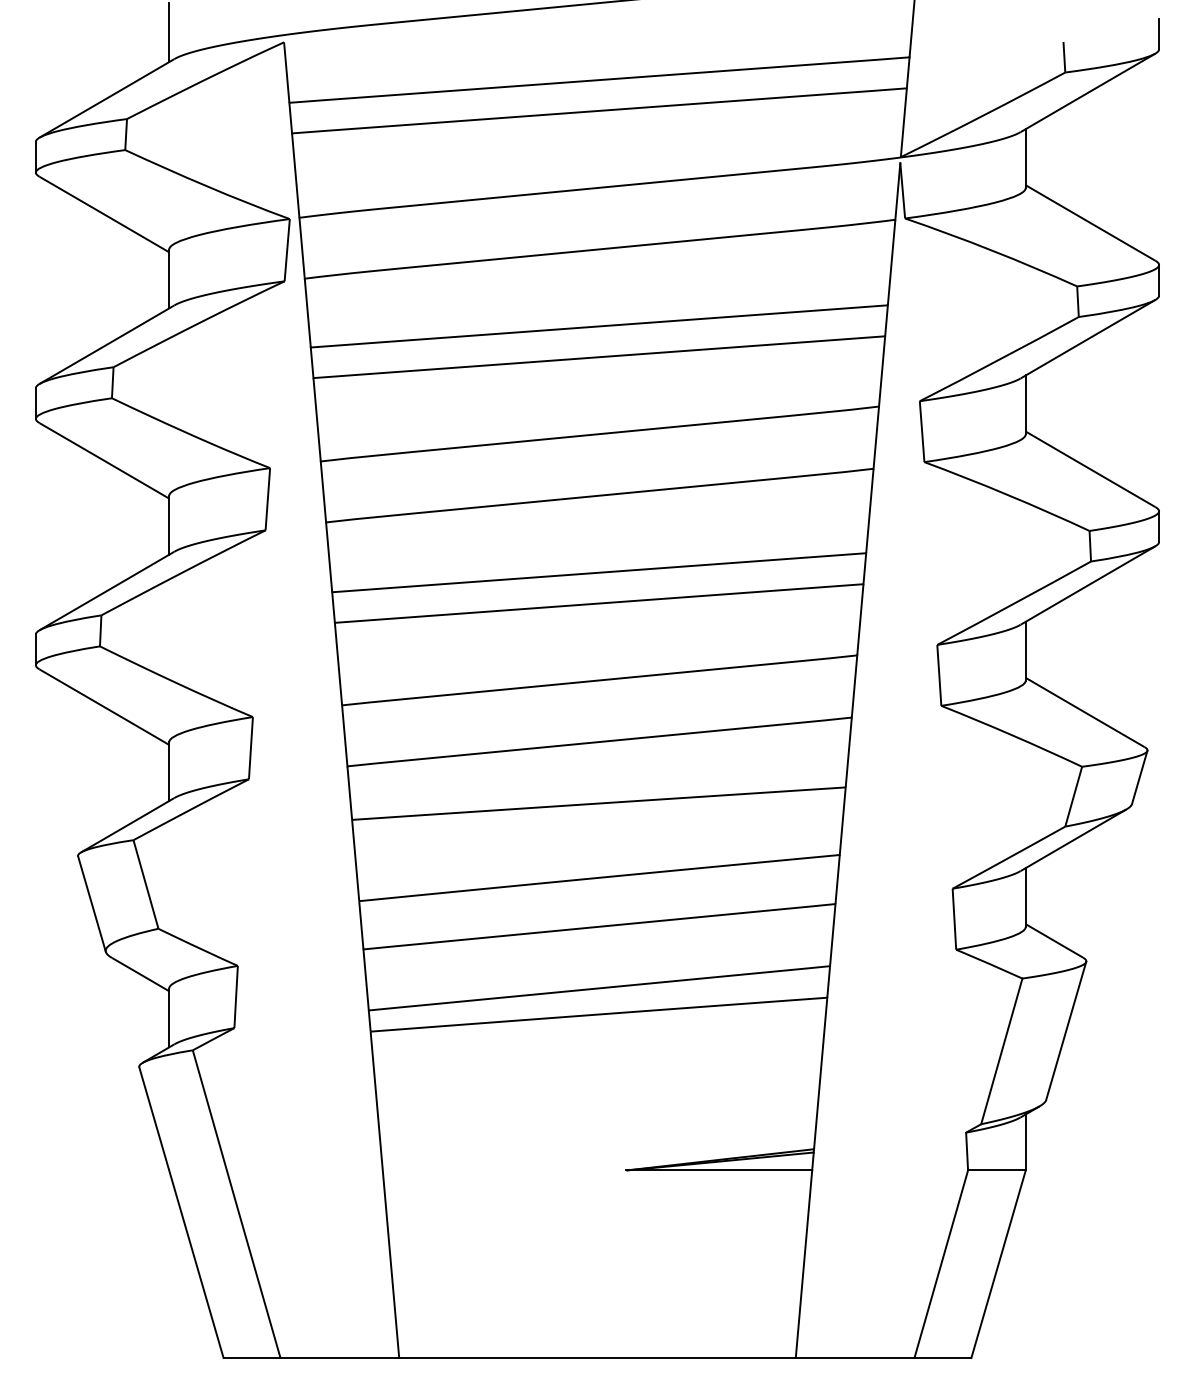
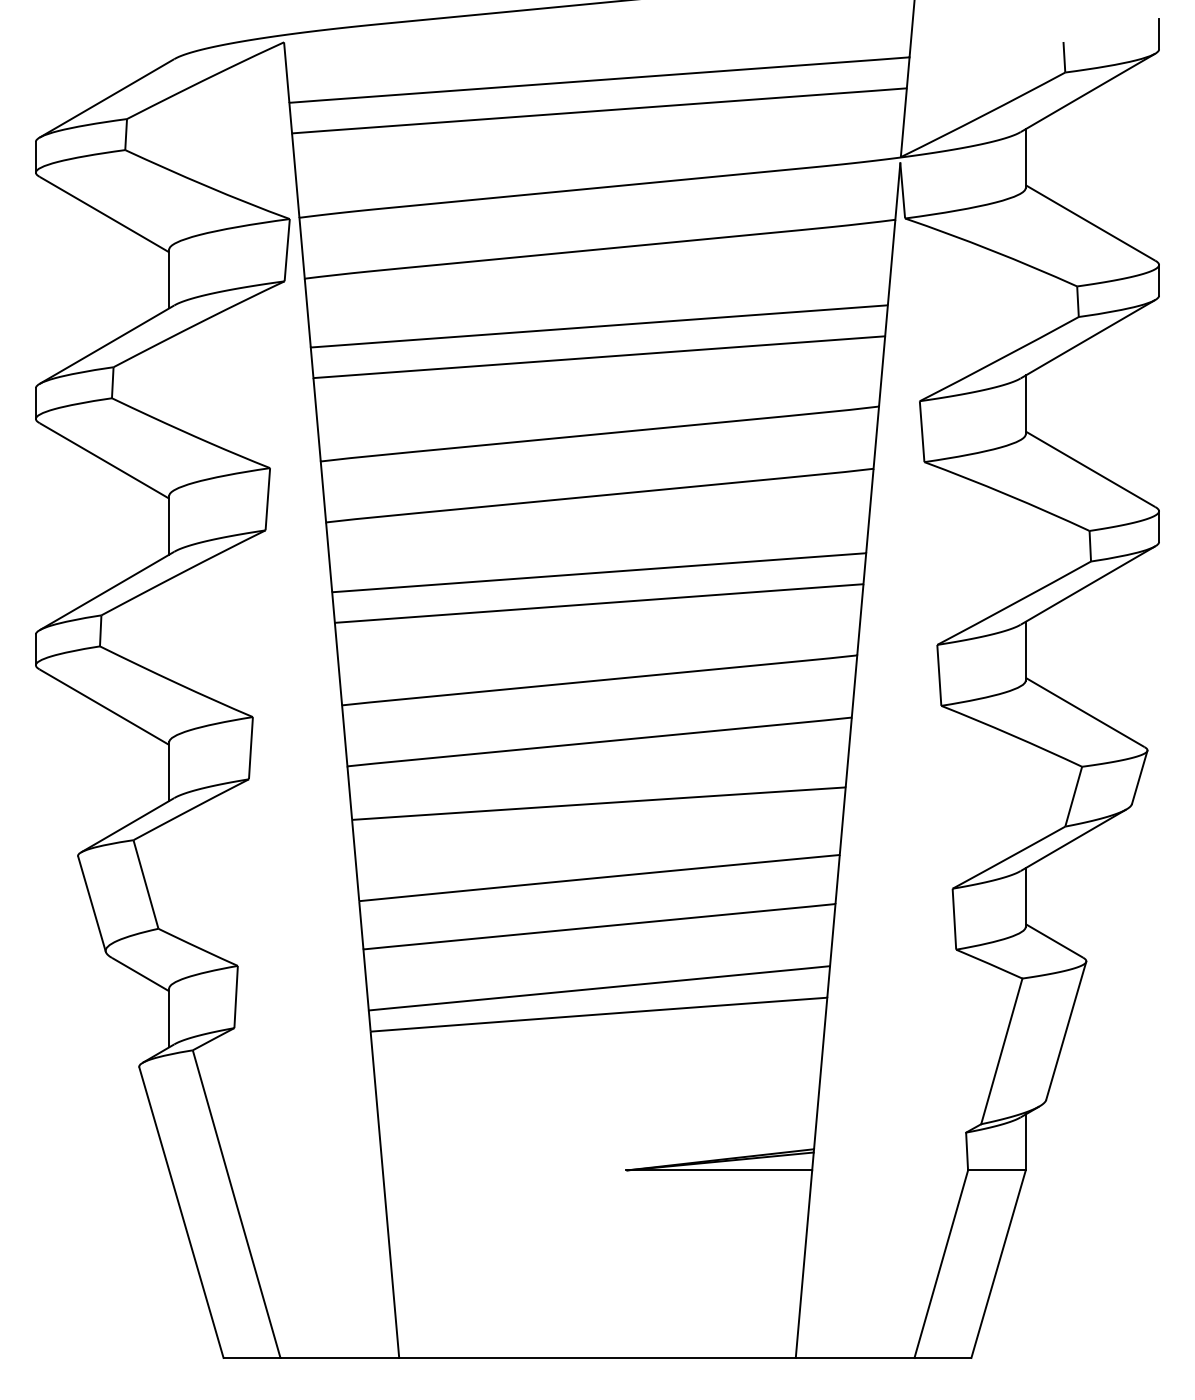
line: present -> none (169, 32)
